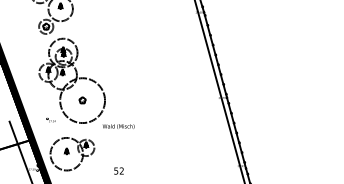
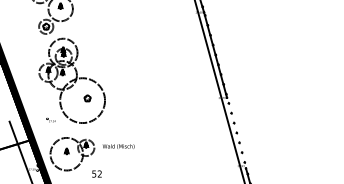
part position: (82, 100) -> (87, 98) (87, 98)
text position: (118, 126) -> (118, 146) (118, 146)
line: present -> none (236, 132)
text position: (118, 170) -> (96, 173) (96, 173)
